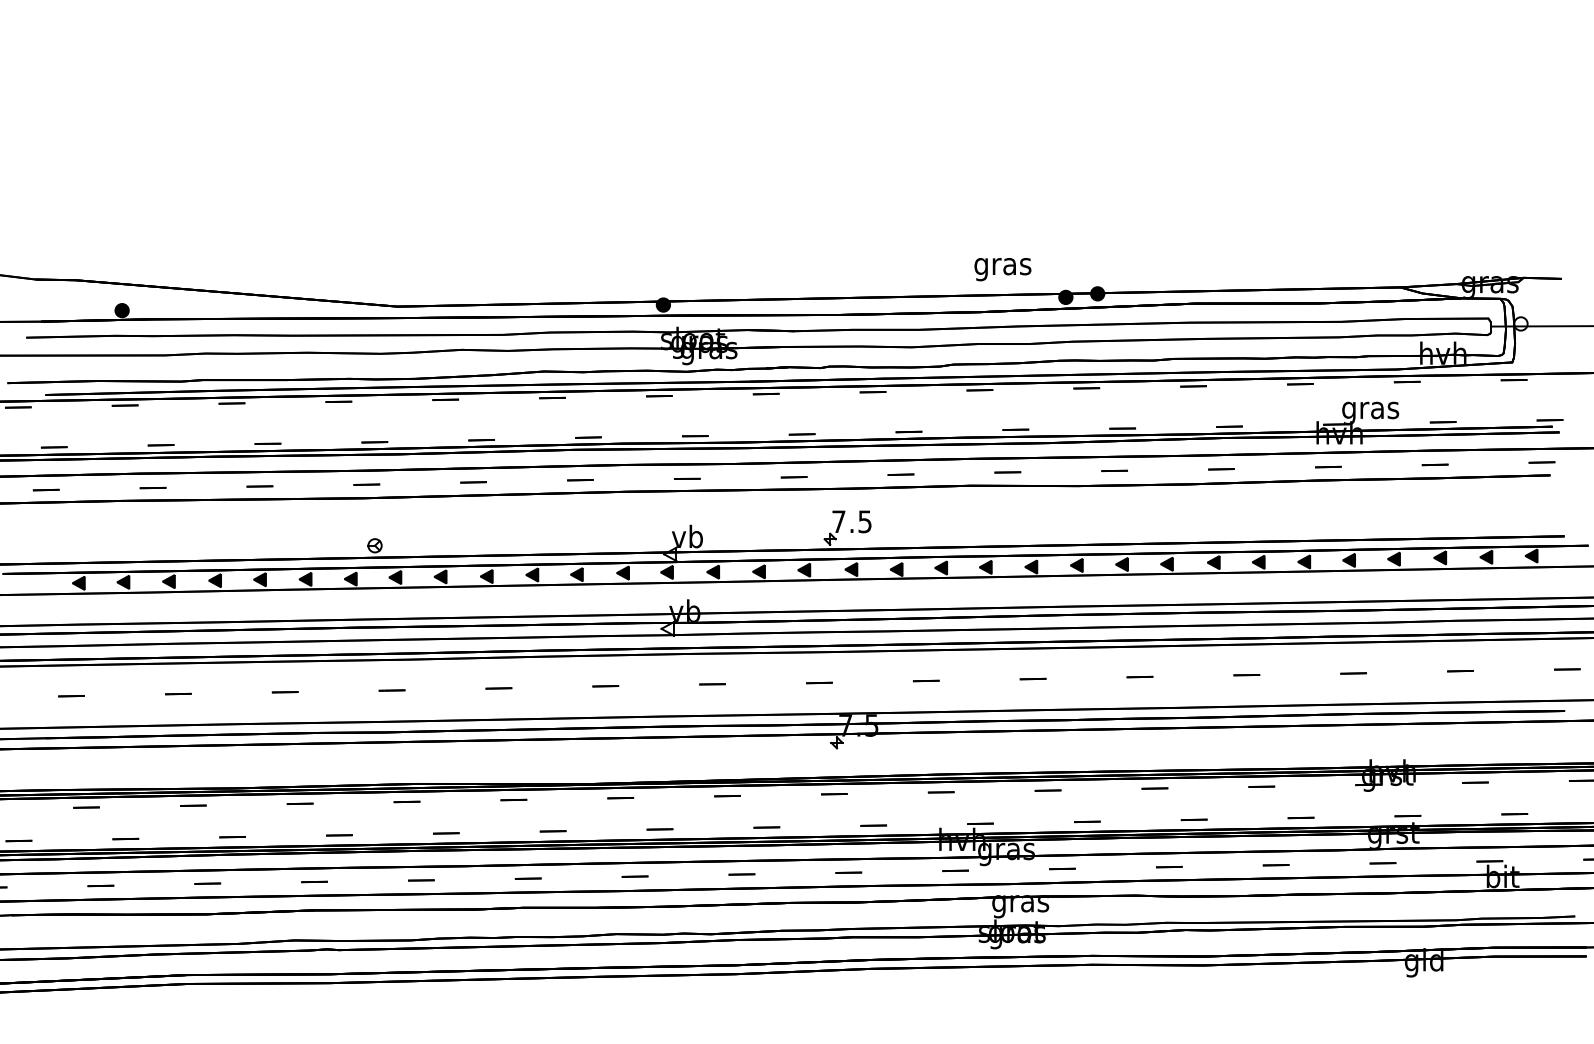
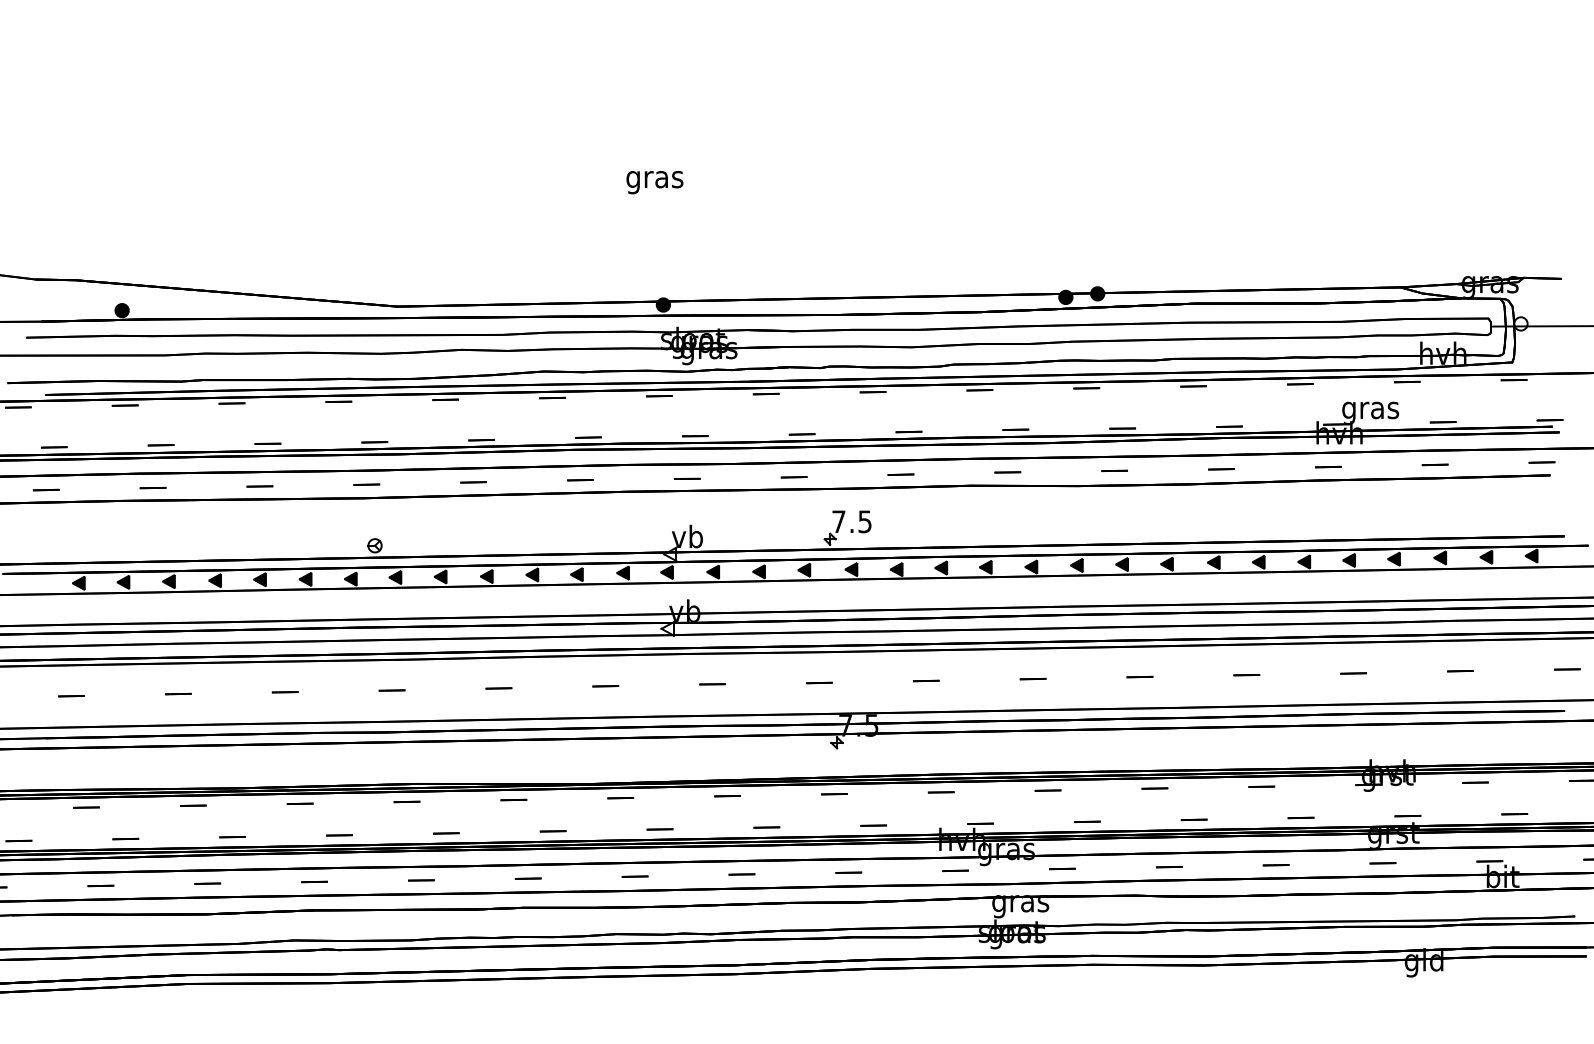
text position: (1002, 269) -> (654, 182) (654, 182)
